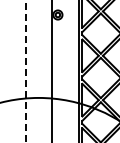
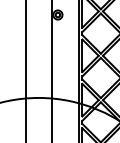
line: dashed -> solid (25, 71)
